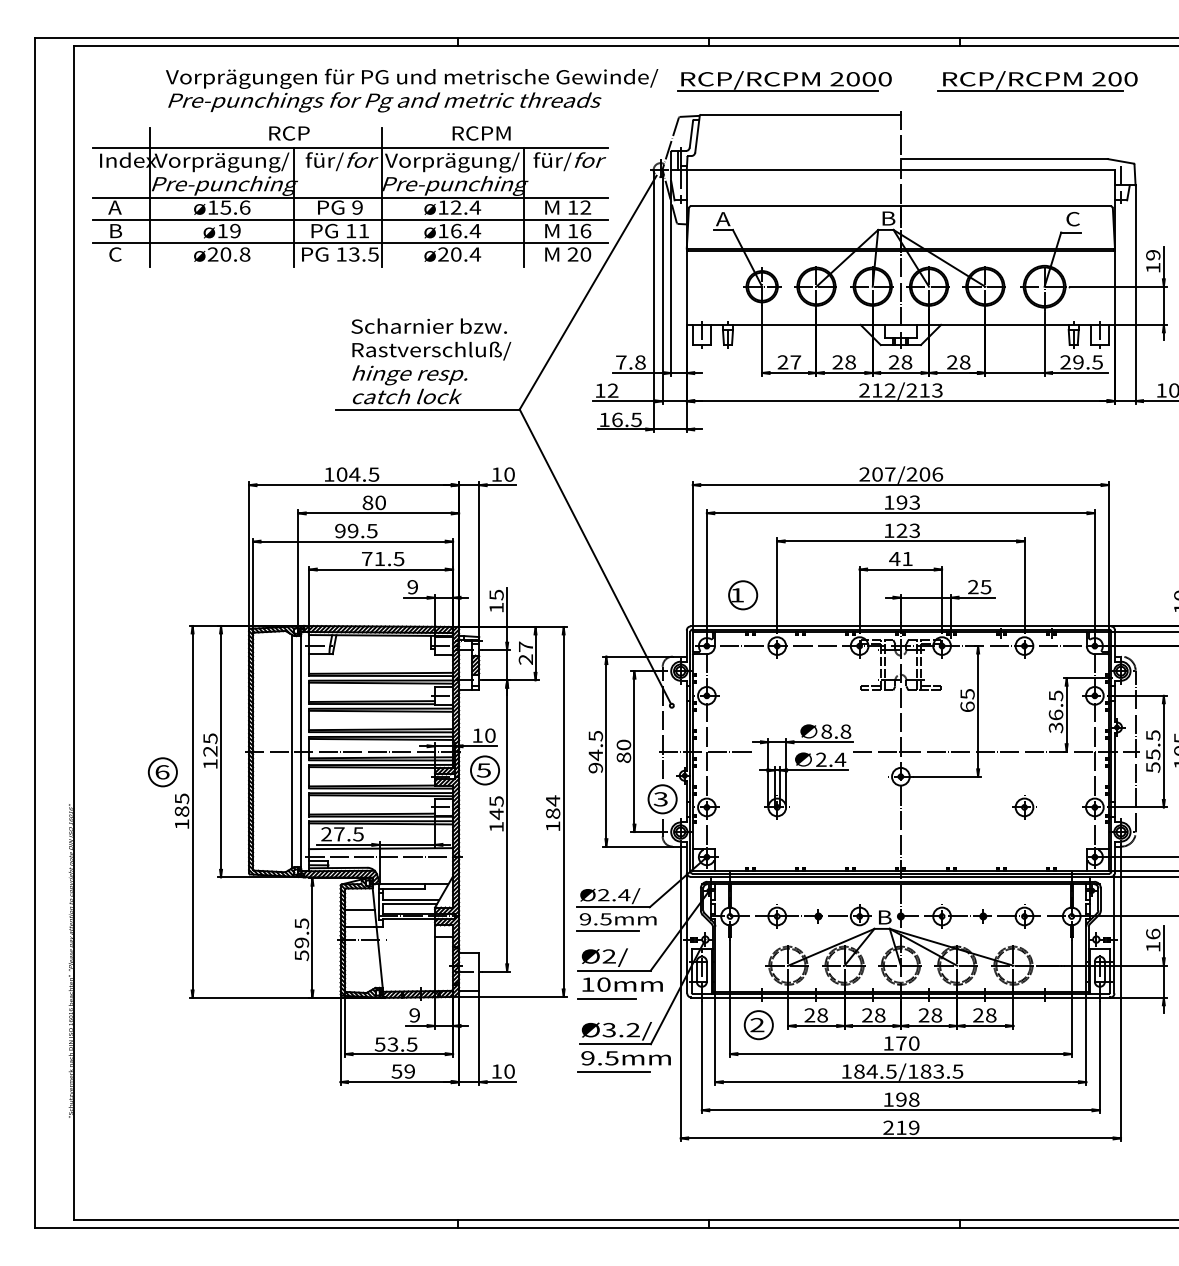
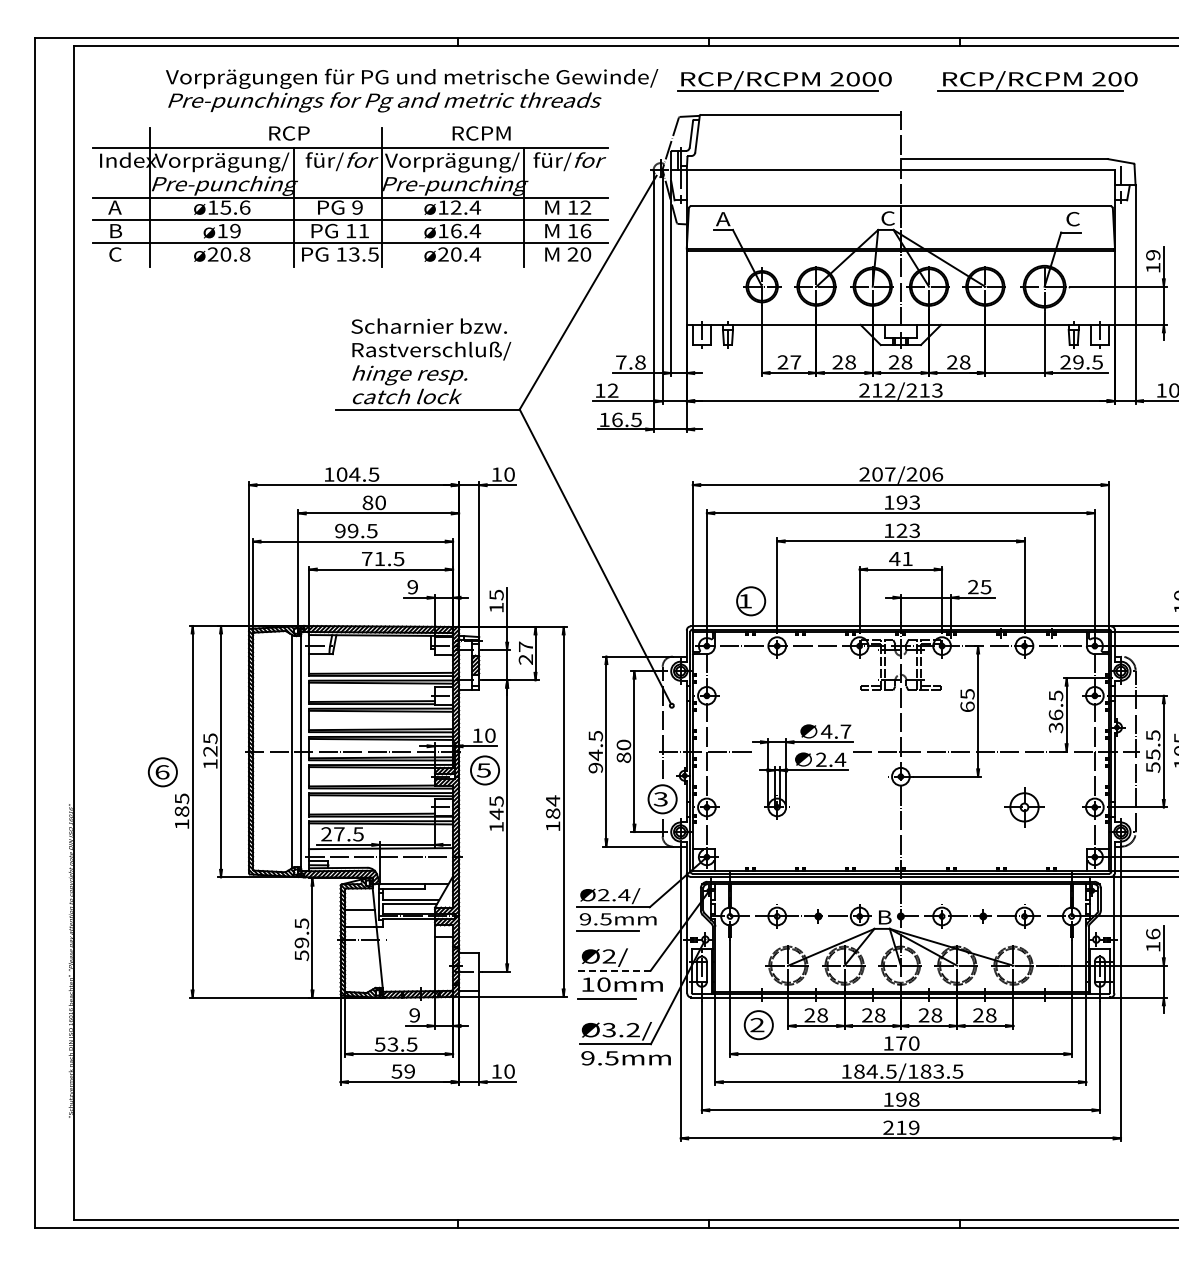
text: B -> C (888, 218)
part position: (743, 595) -> (751, 601) (751, 601)
text: 8.8 -> 4.7 (835, 731)
part size: 25x25 px -> 41x41 px (1024, 807)
line: solid -> dashed (614, 970)
line: present -> none (613, 1072)
